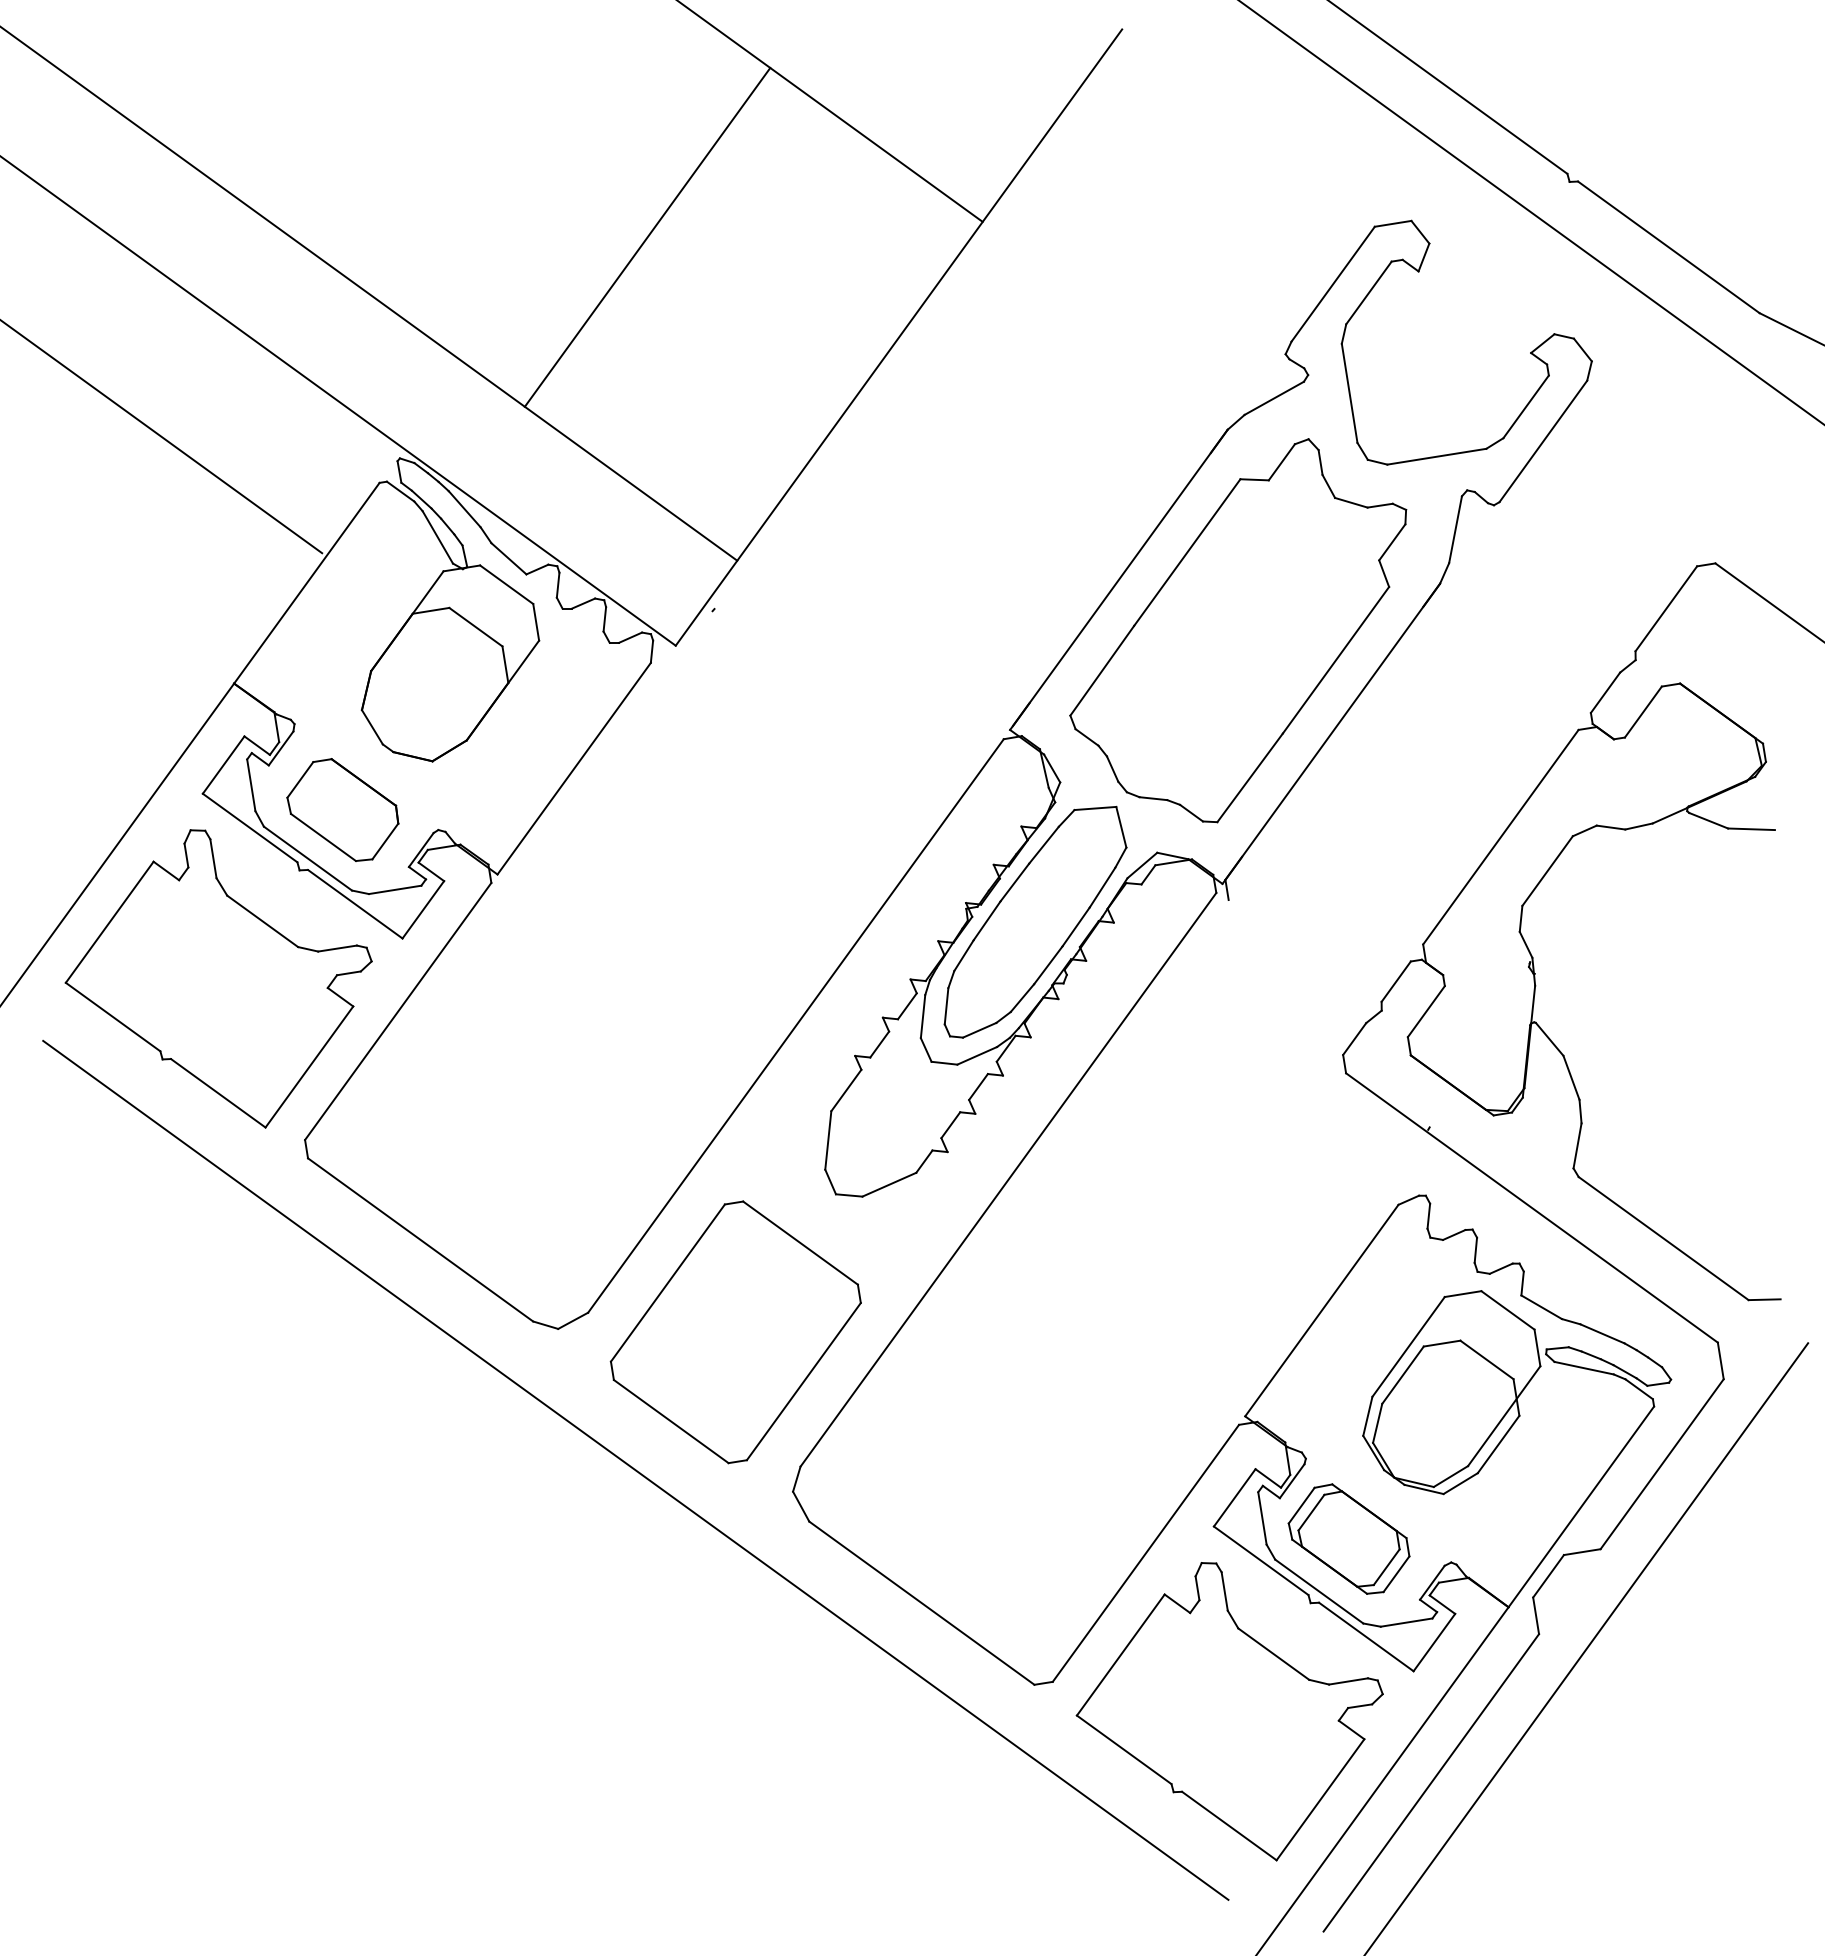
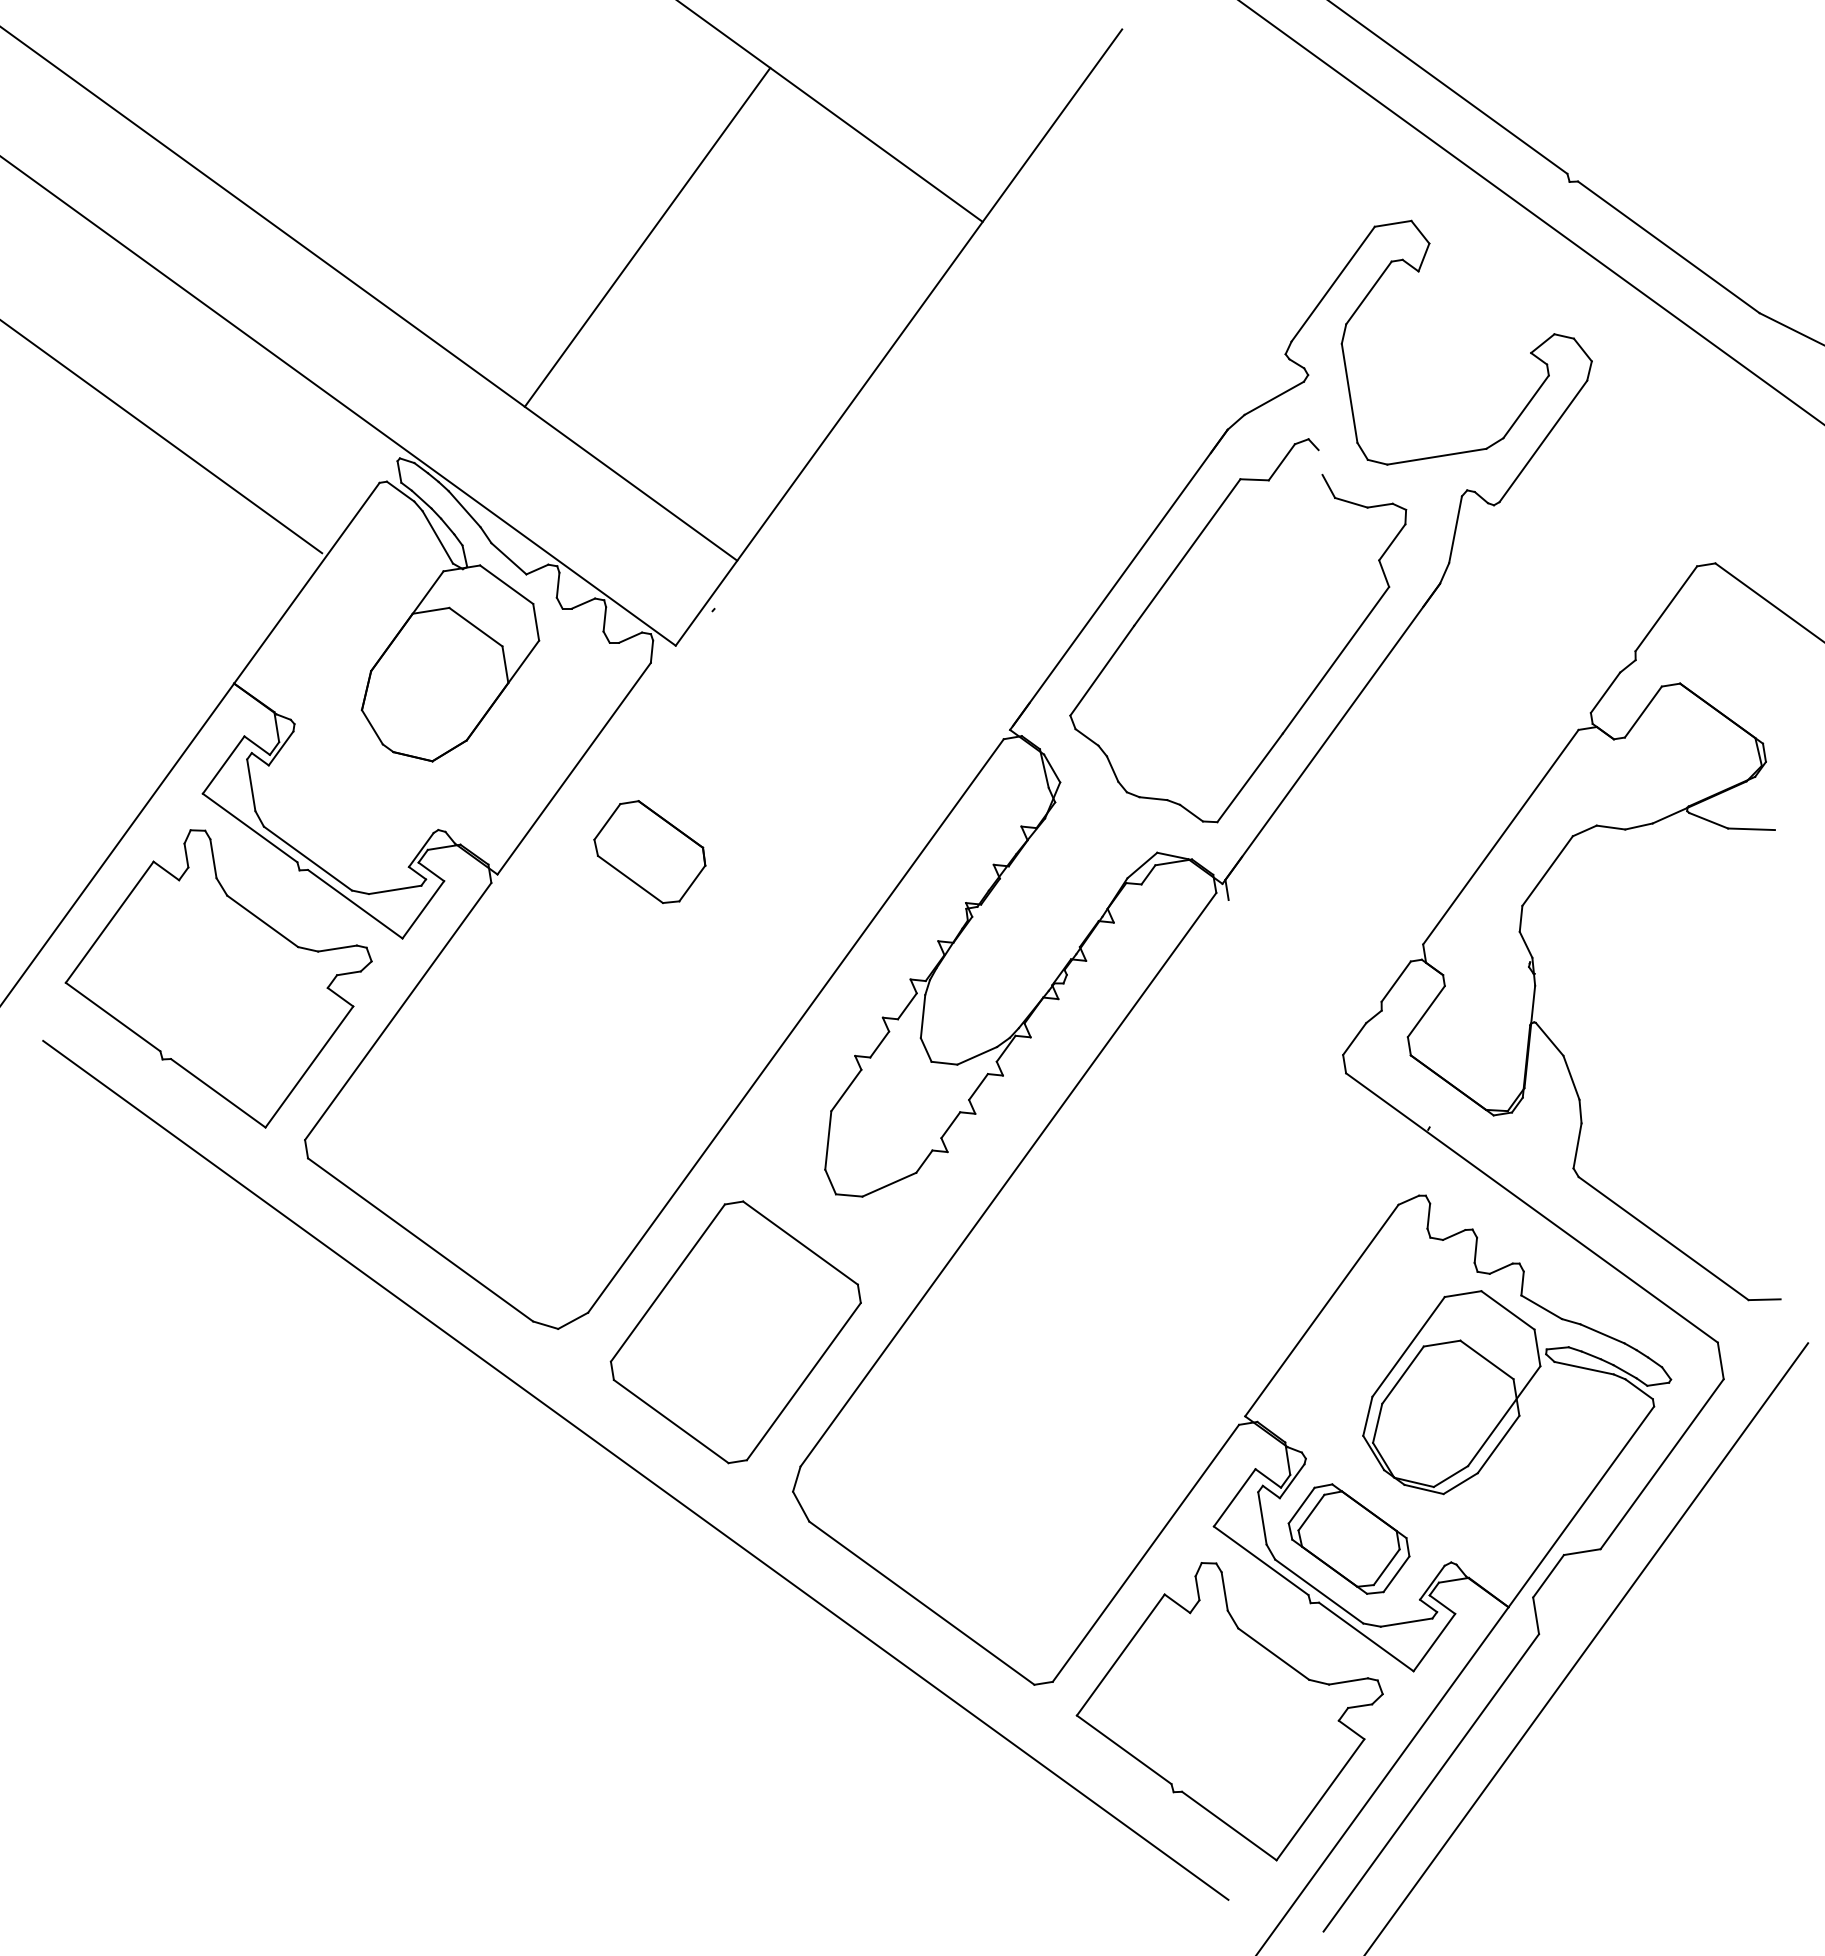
line: present -> none (1320, 462)
part position: (342, 809) -> (649, 851) (649, 851)
part: present -> none (1035, 921)
